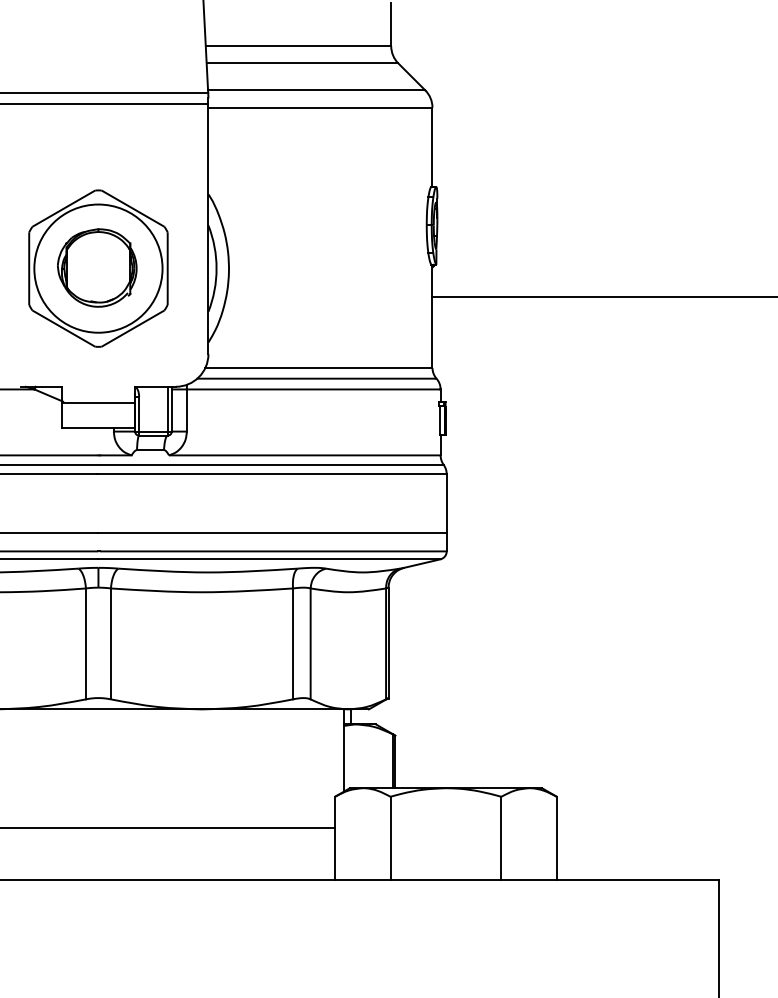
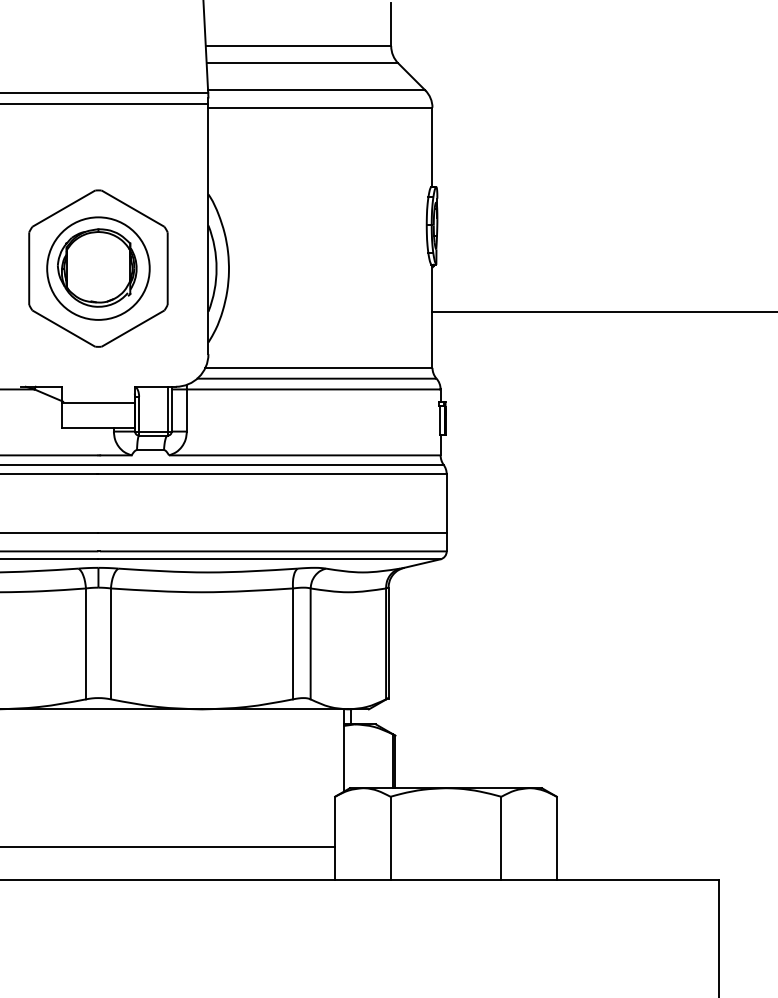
circle diameter: 128 px -> 103 px (98, 268)
line position: (603, 296) -> (603, 311) (603, 311)
line position: (168, 828) -> (168, 847) (168, 847)
